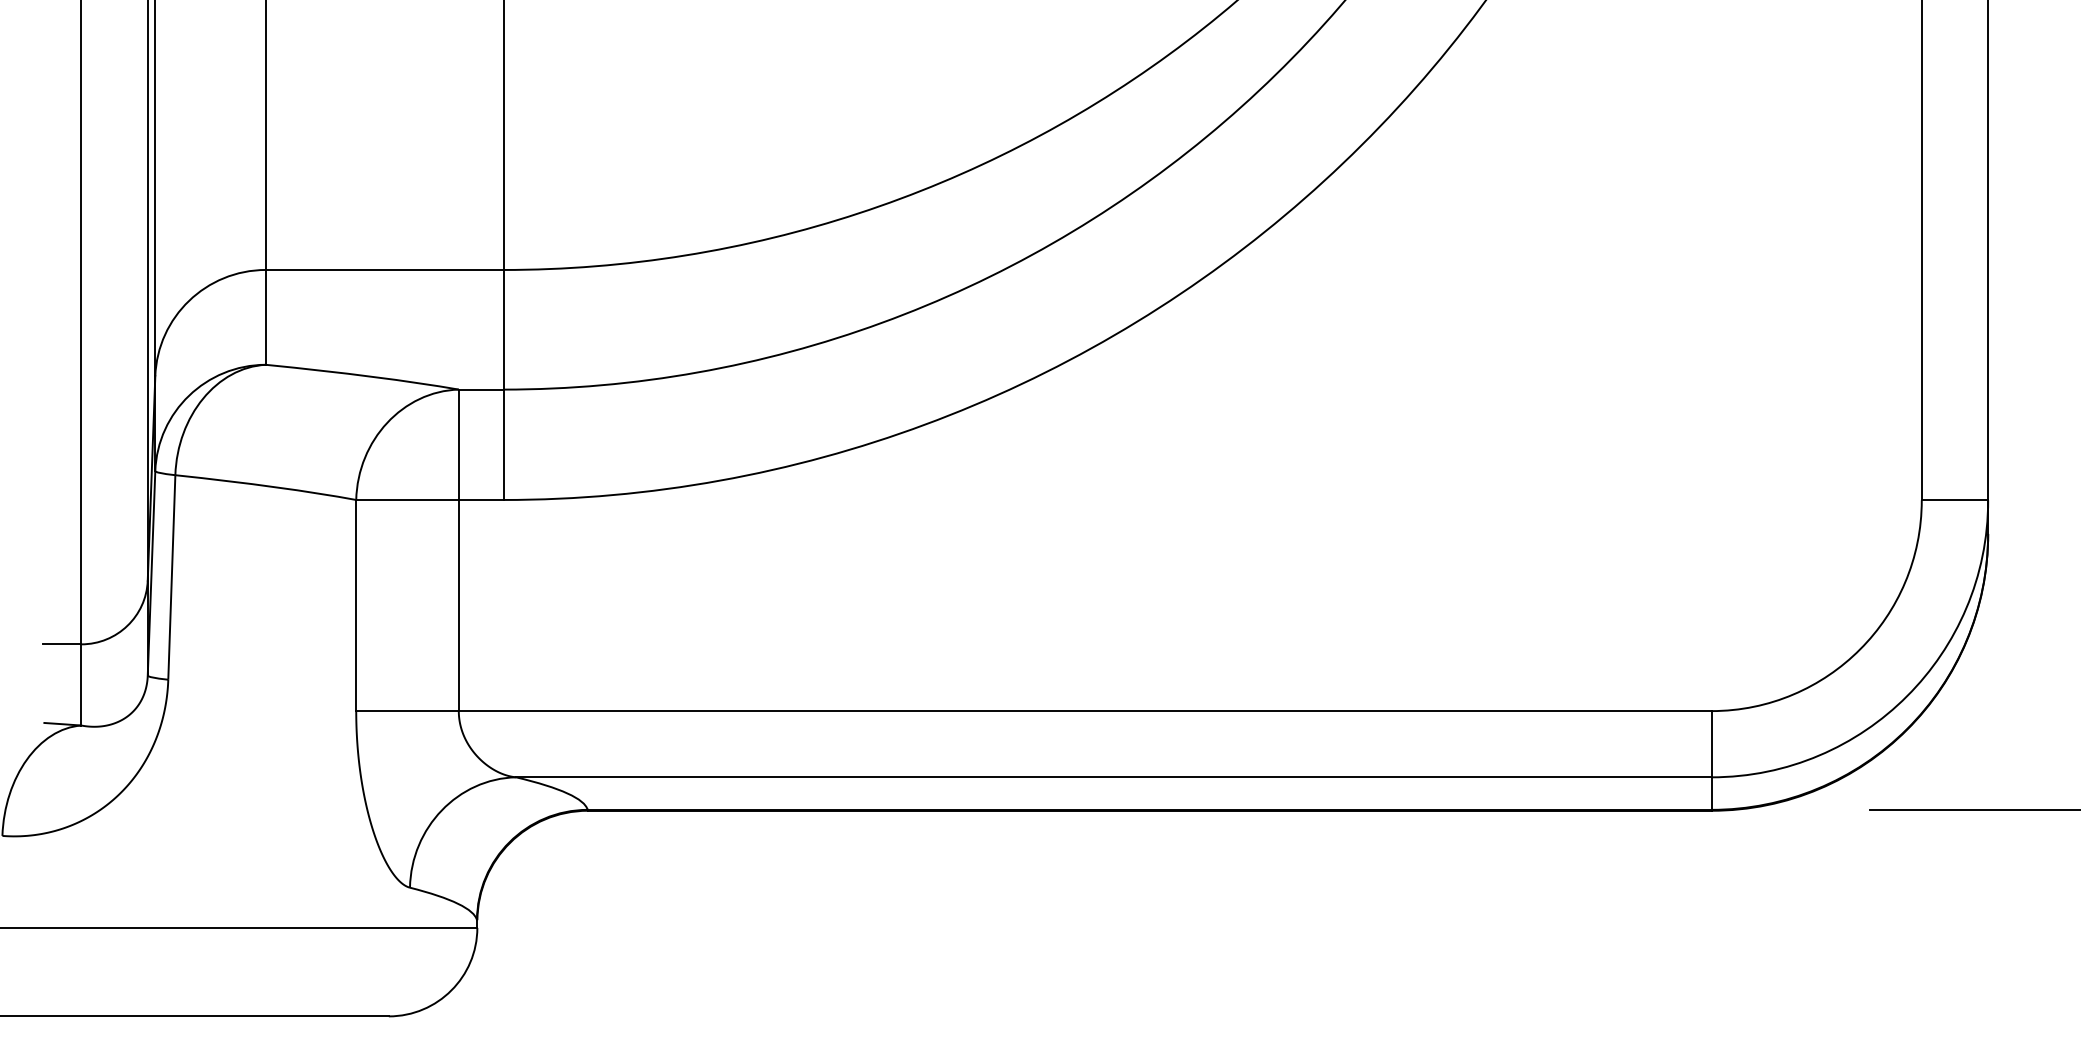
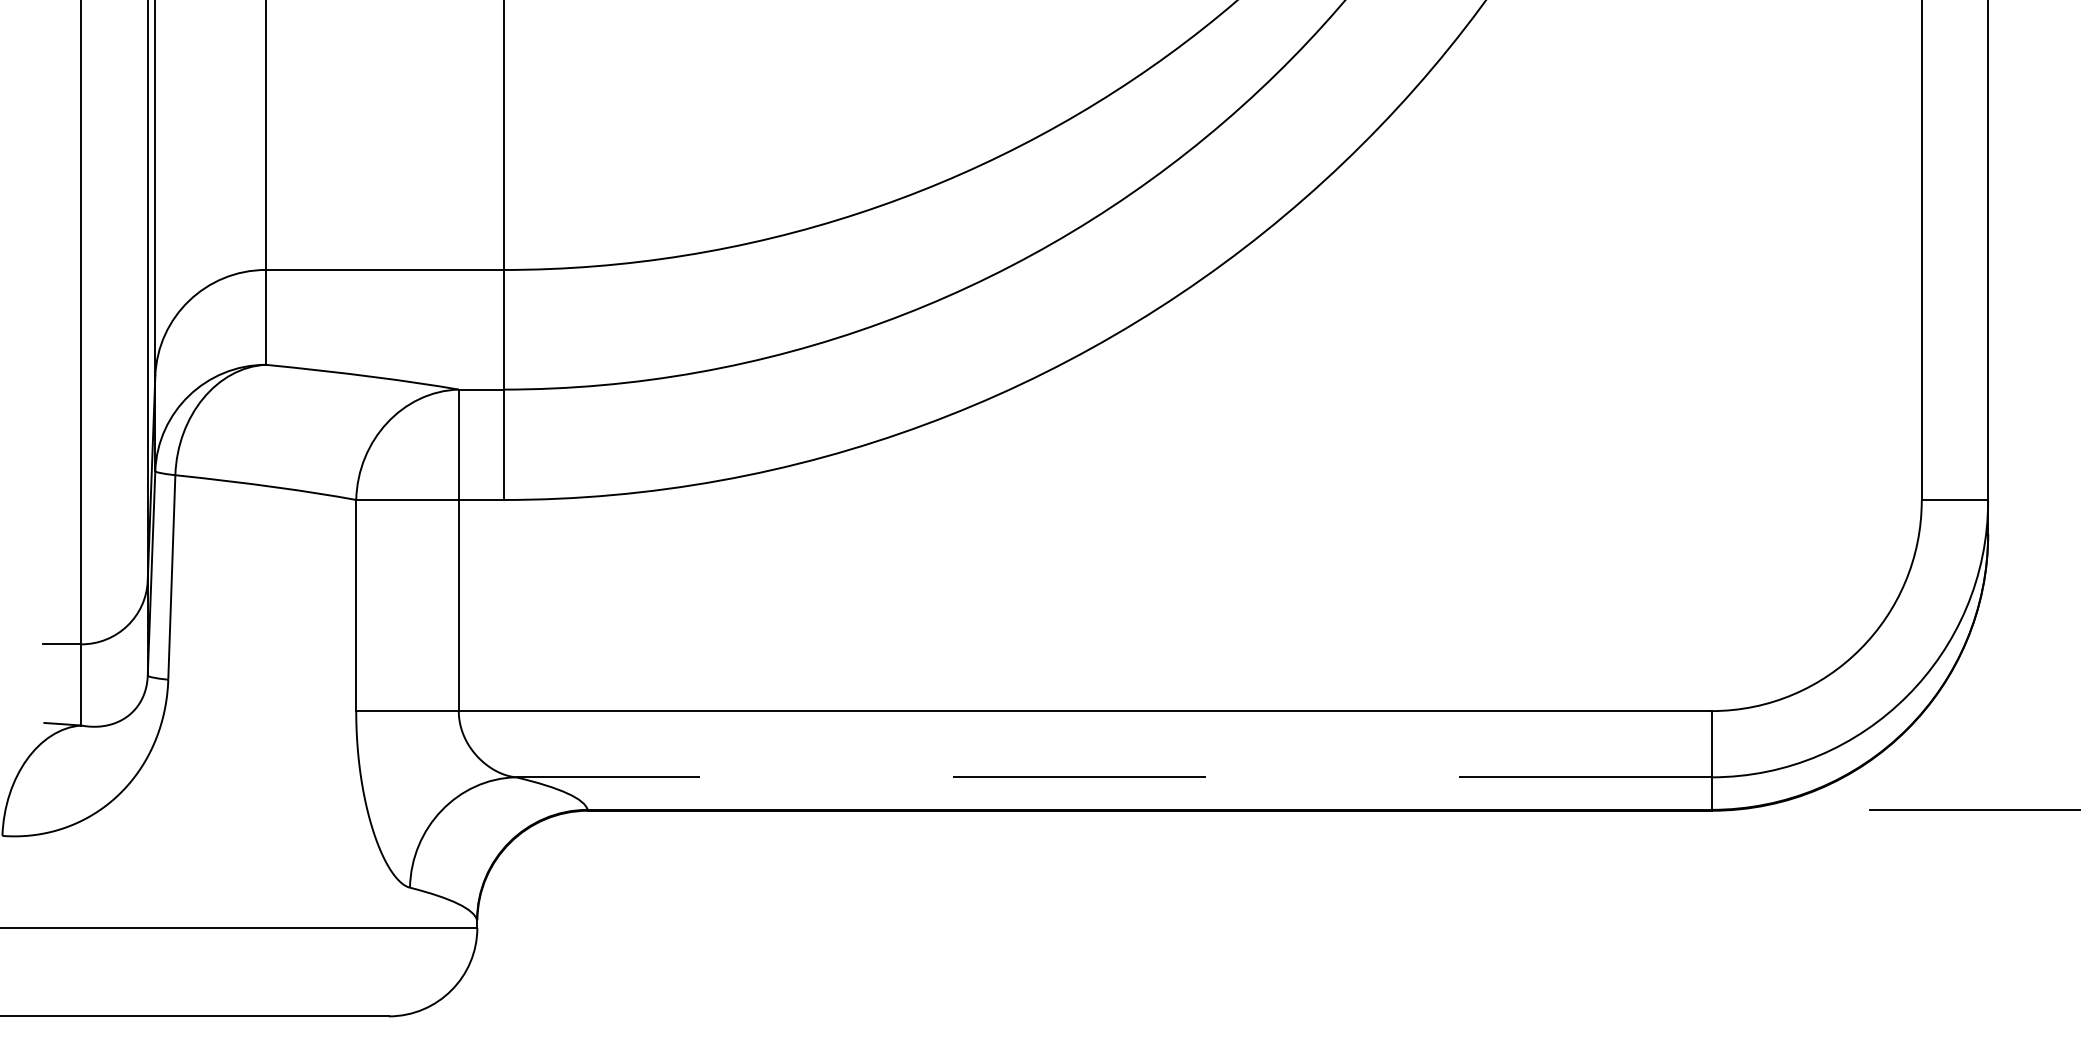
line: solid -> dashed (1113, 777)
